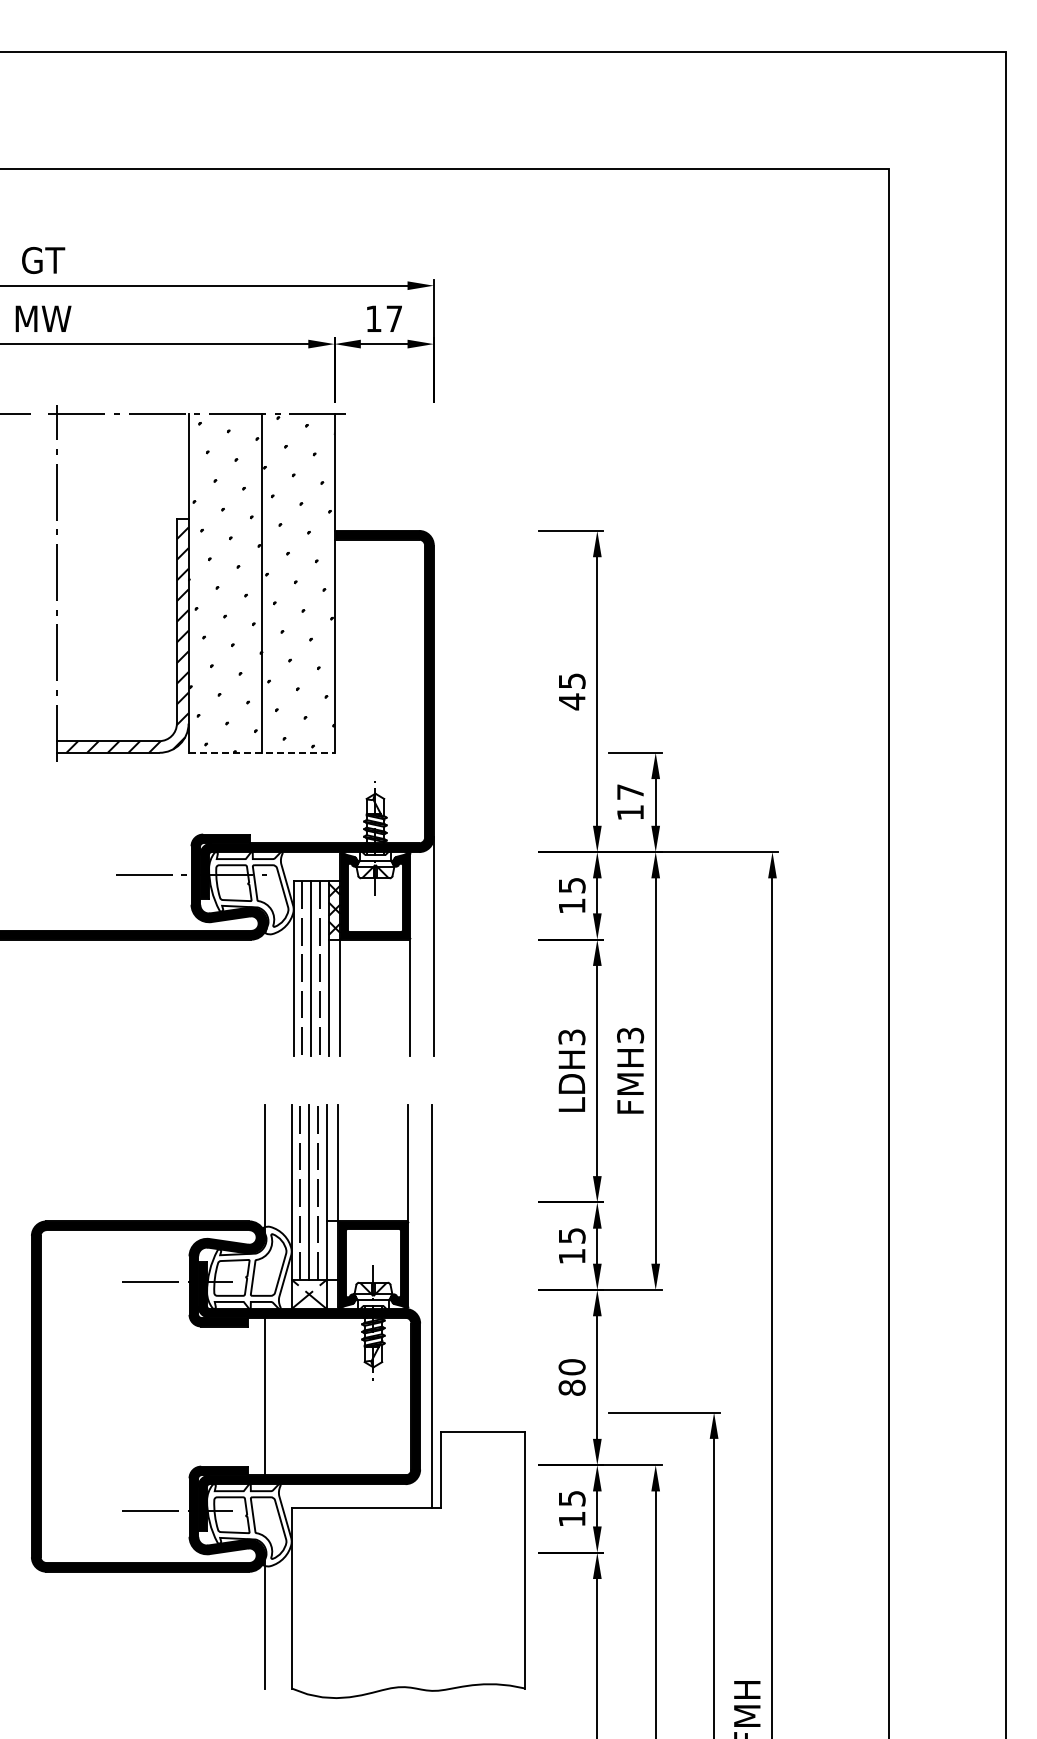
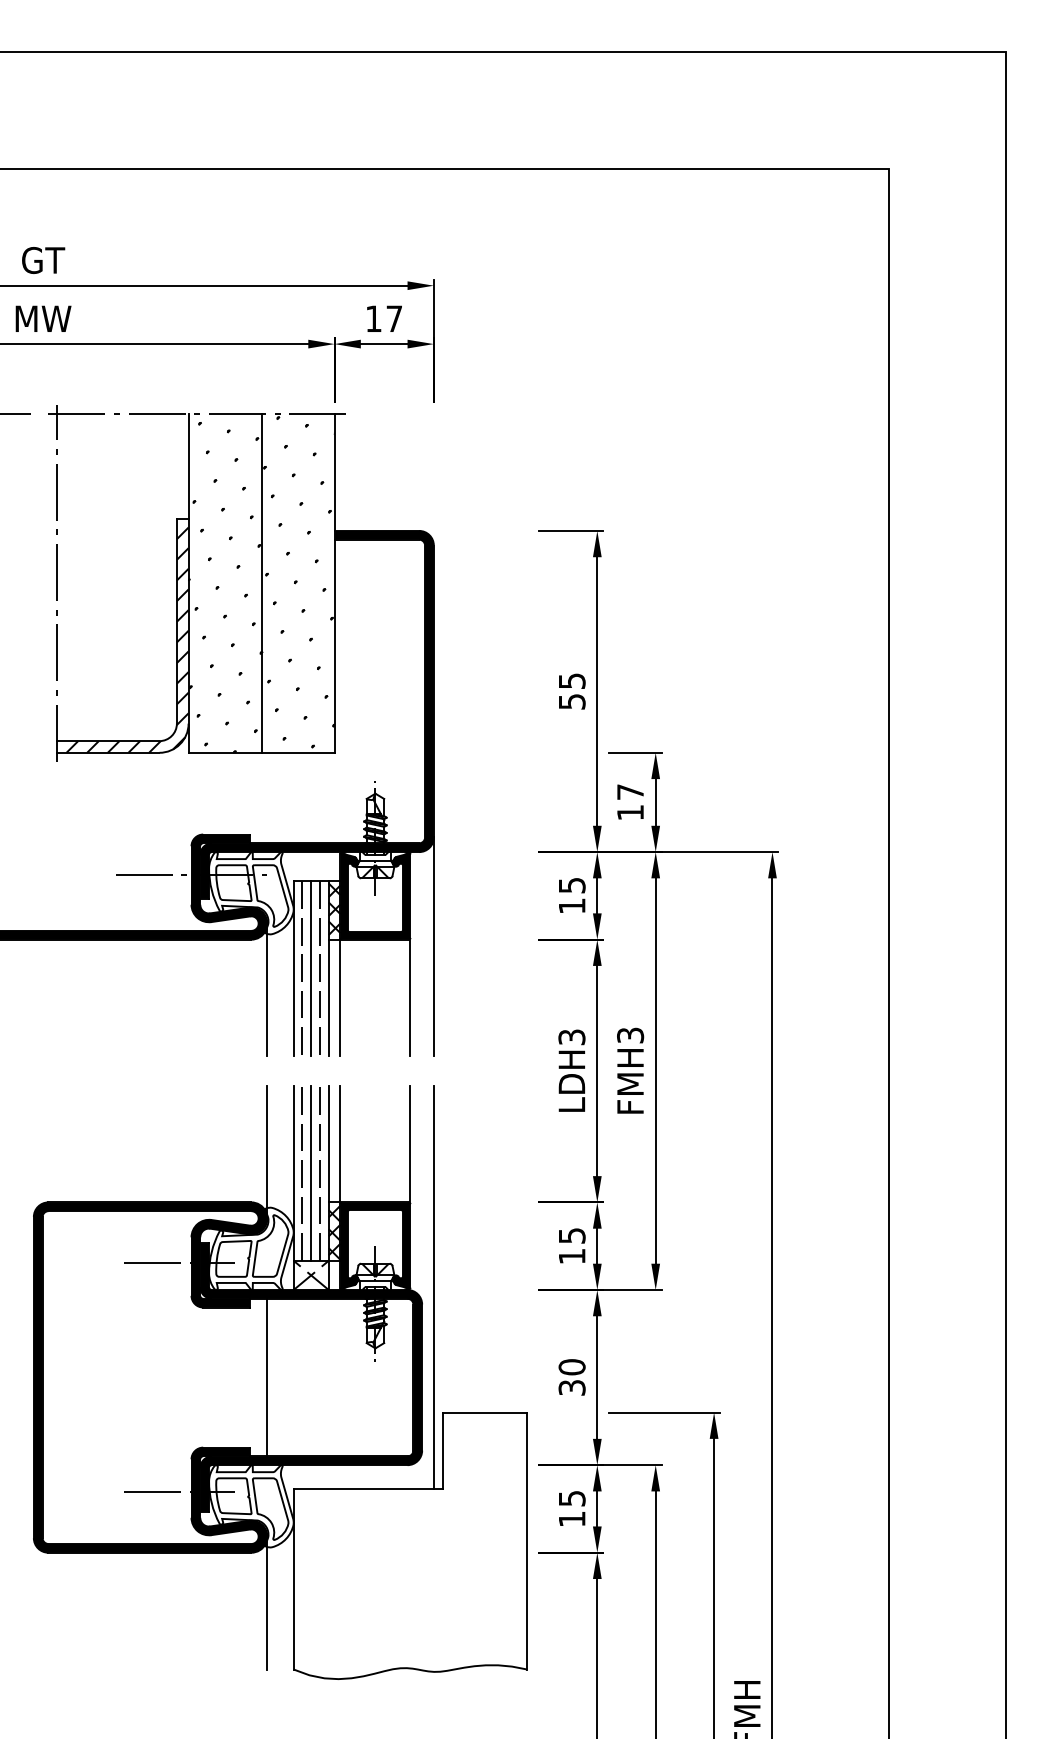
text: 45 -> 55 (572, 701)
line: dashed -> solid (261, 752)
line: none -> present (267, 989)
text: 80 -> 30 (571, 1387)
part position: (278, 1401) -> (280, 1382) (280, 1382)
